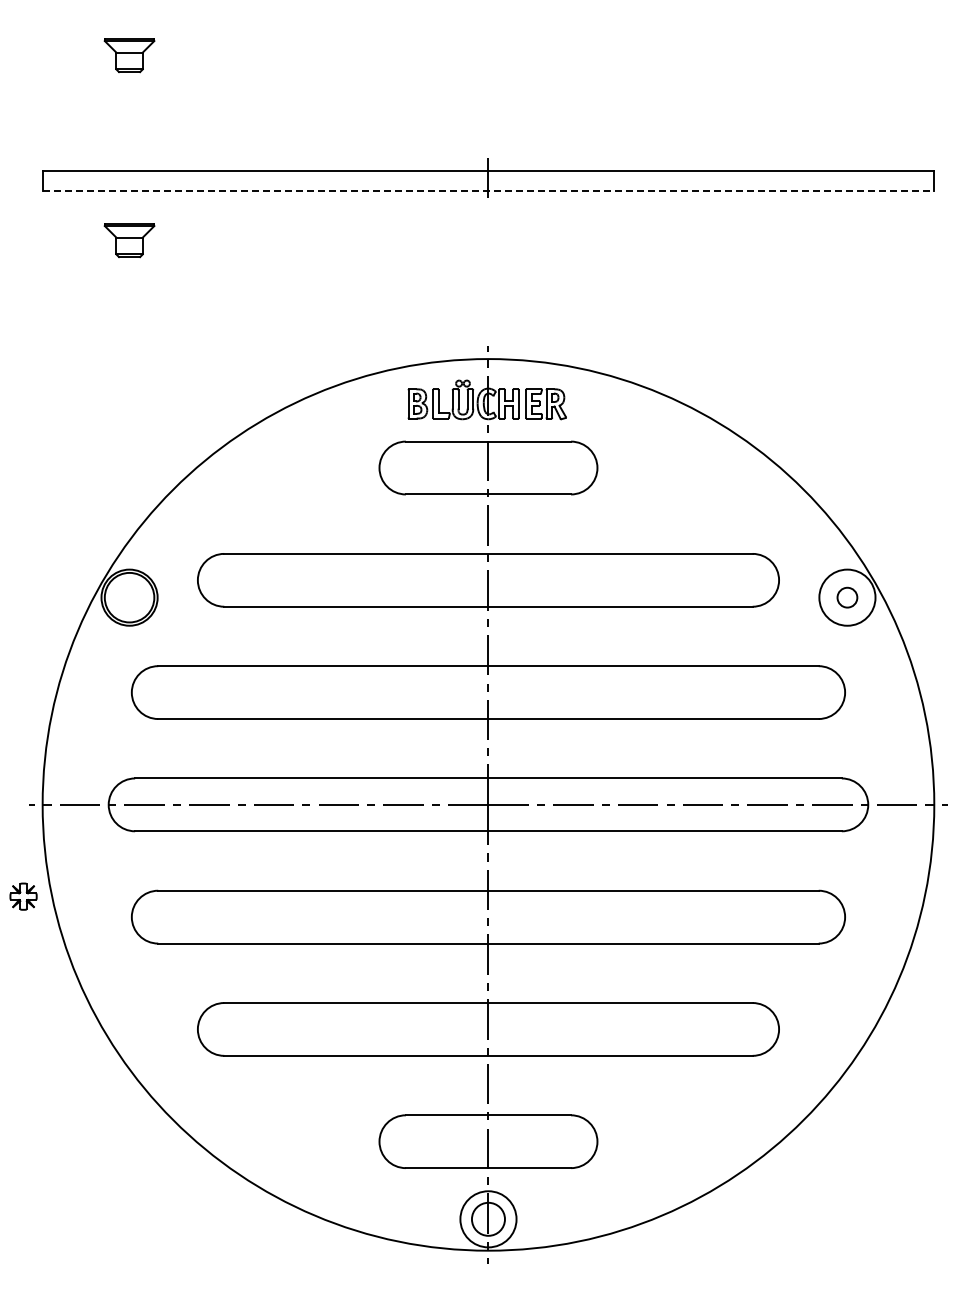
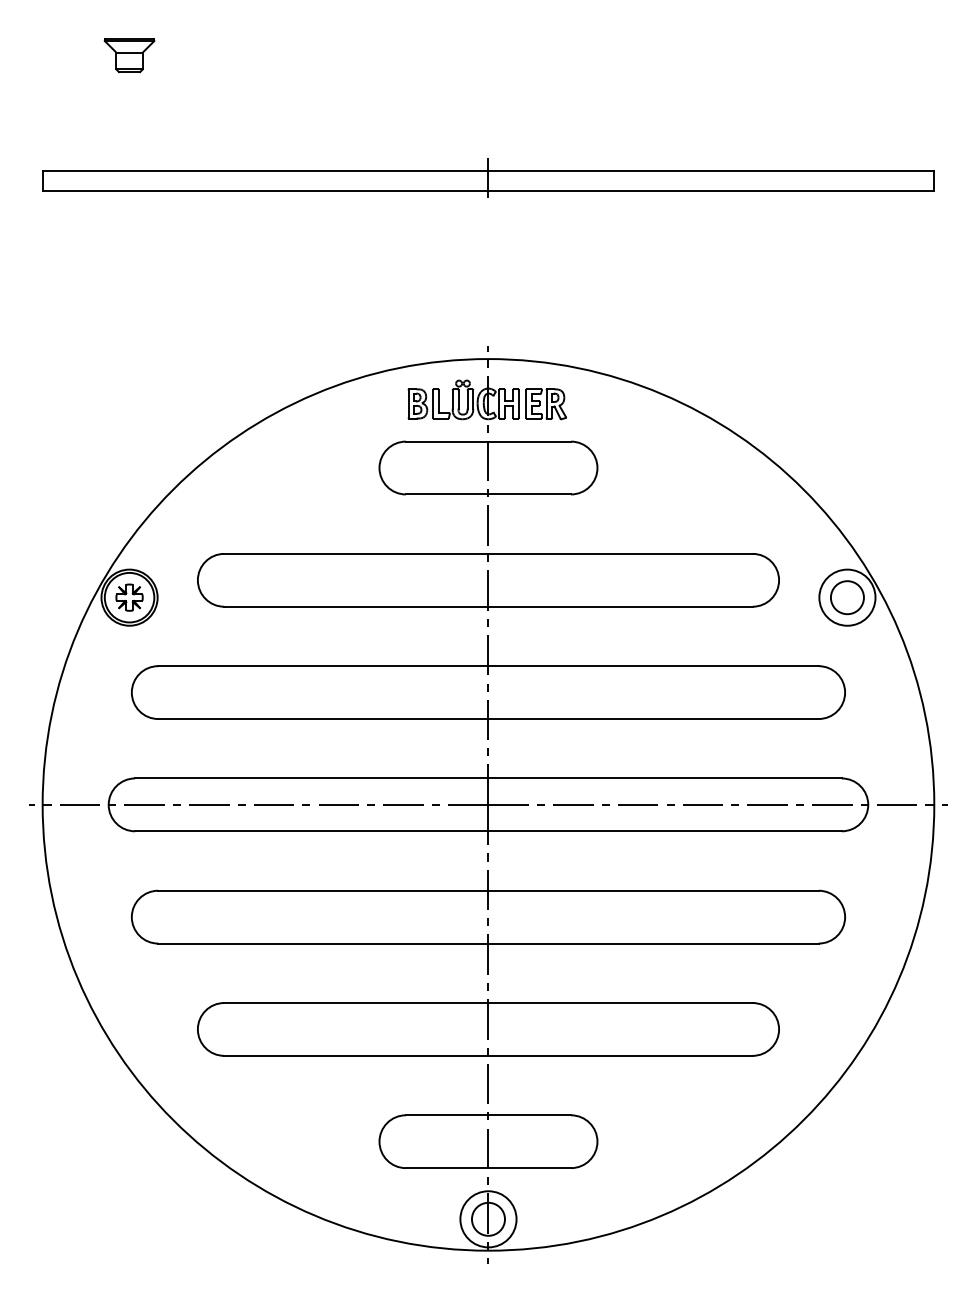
line: dashed -> solid (488, 190)
part: present -> none (129, 240)
circle diameter: 20 px -> 33 px (846, 597)
part position: (23, 896) -> (129, 597) (129, 597)
